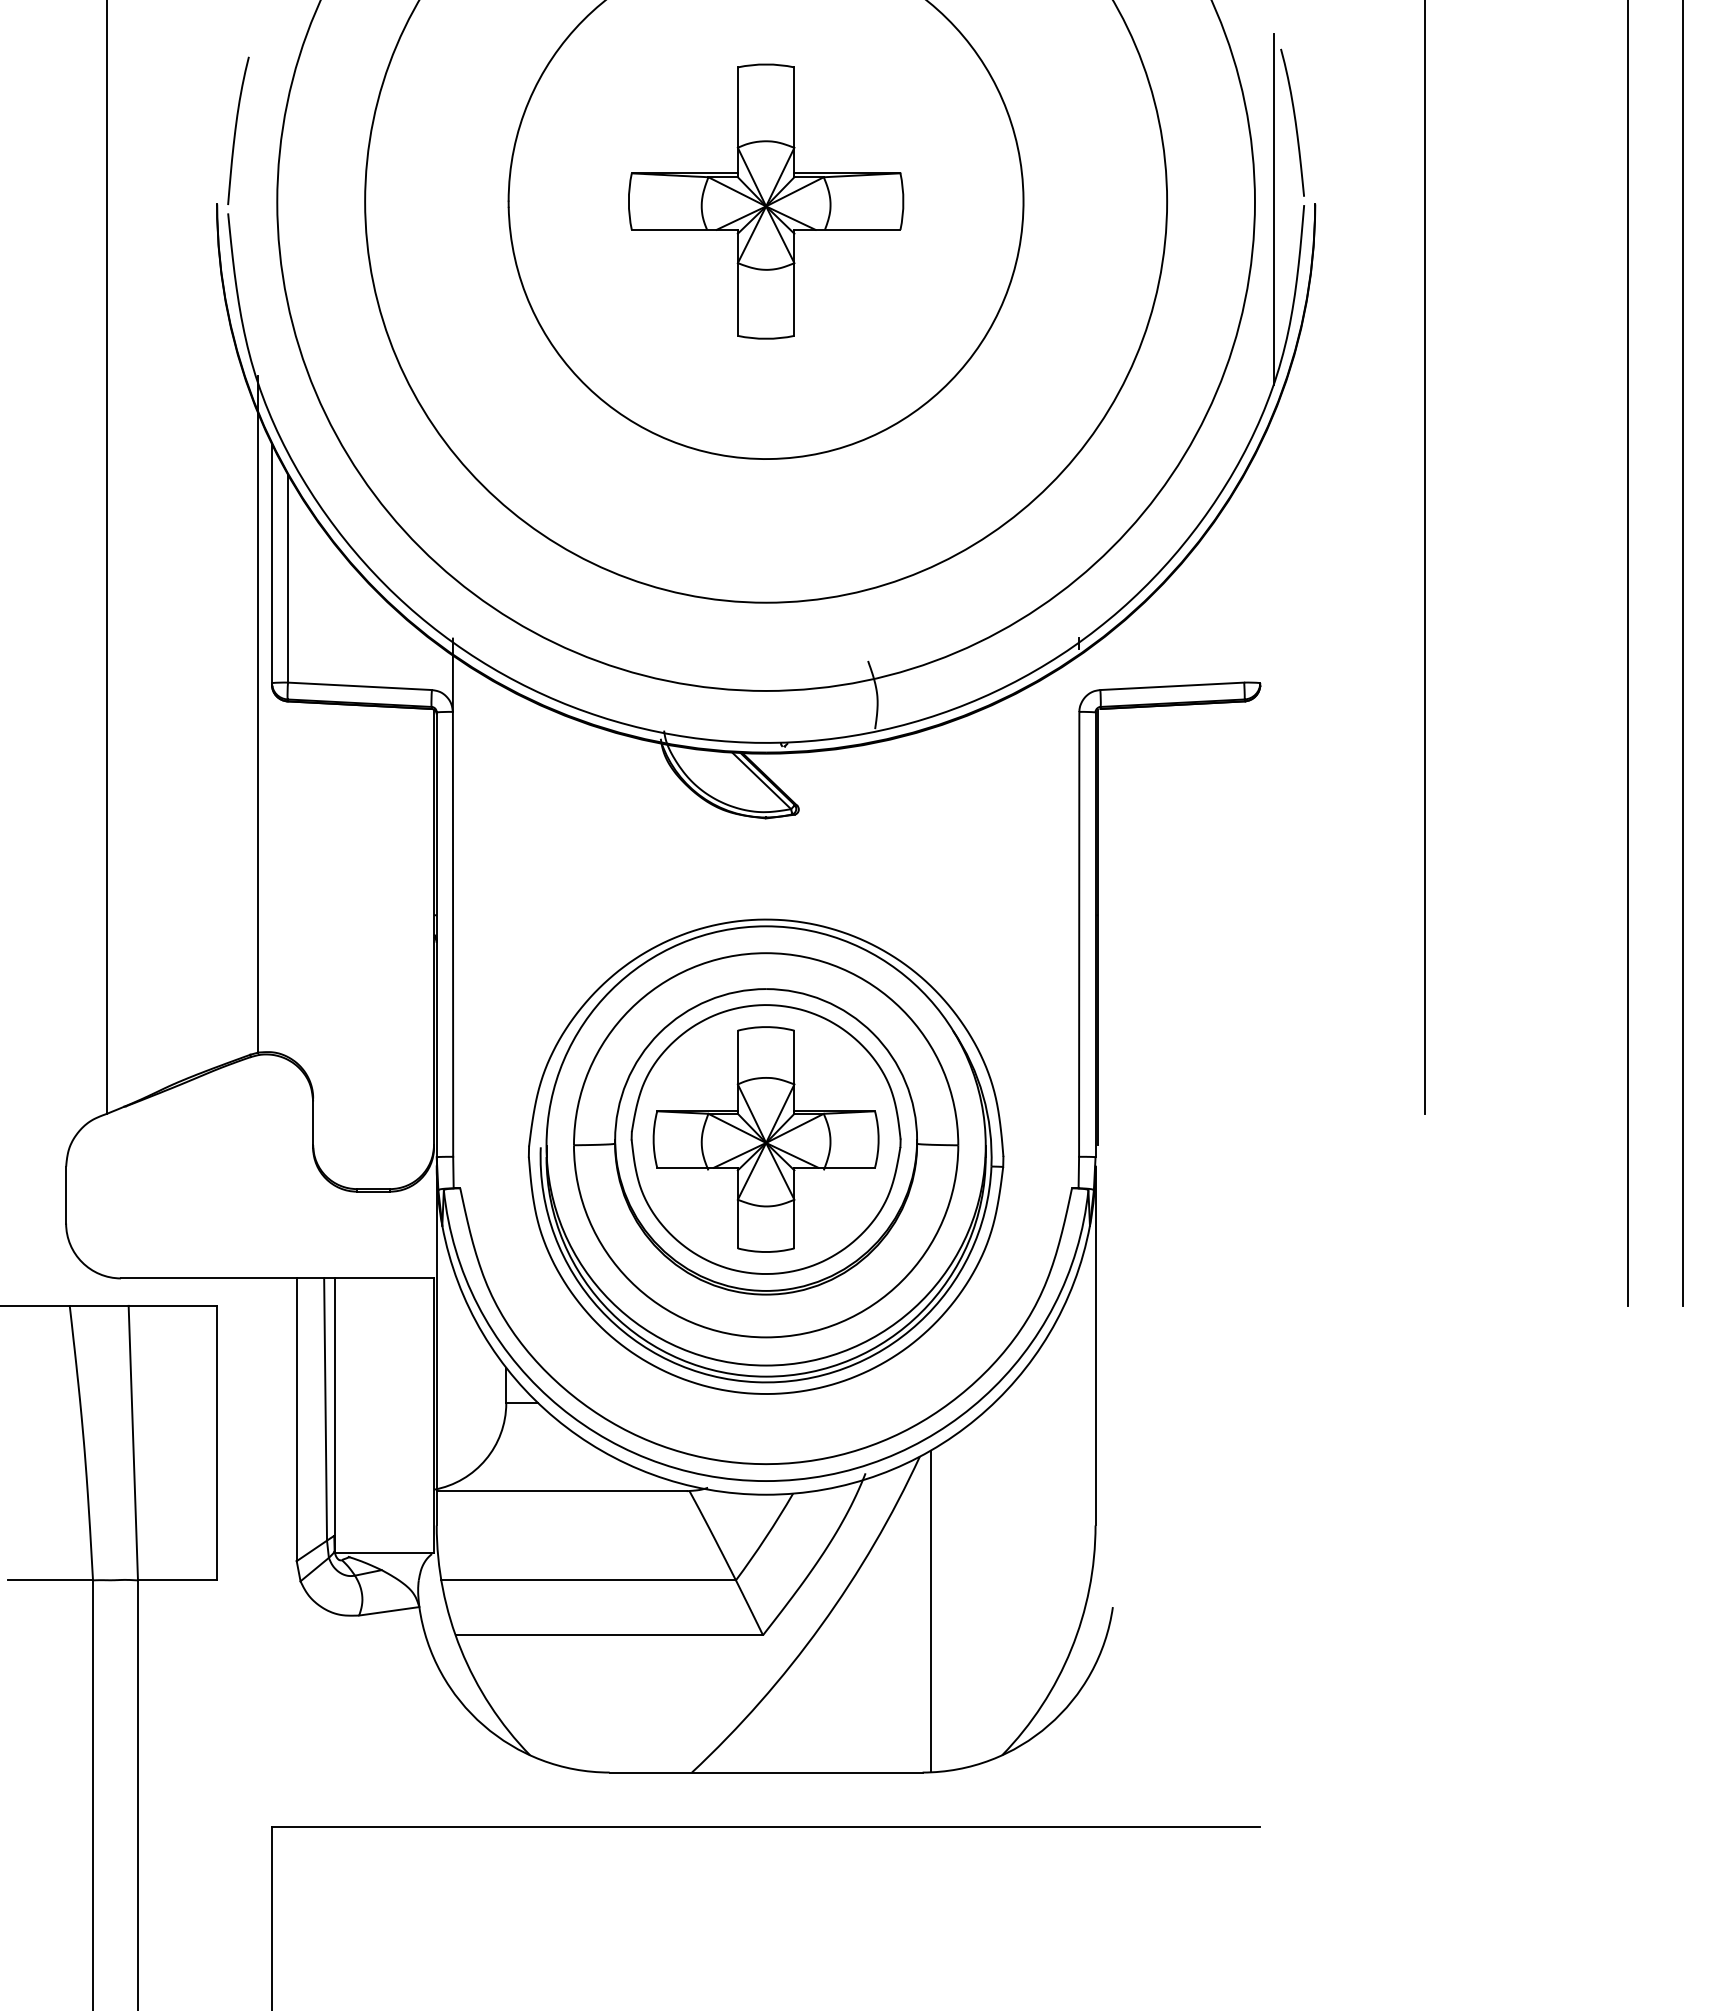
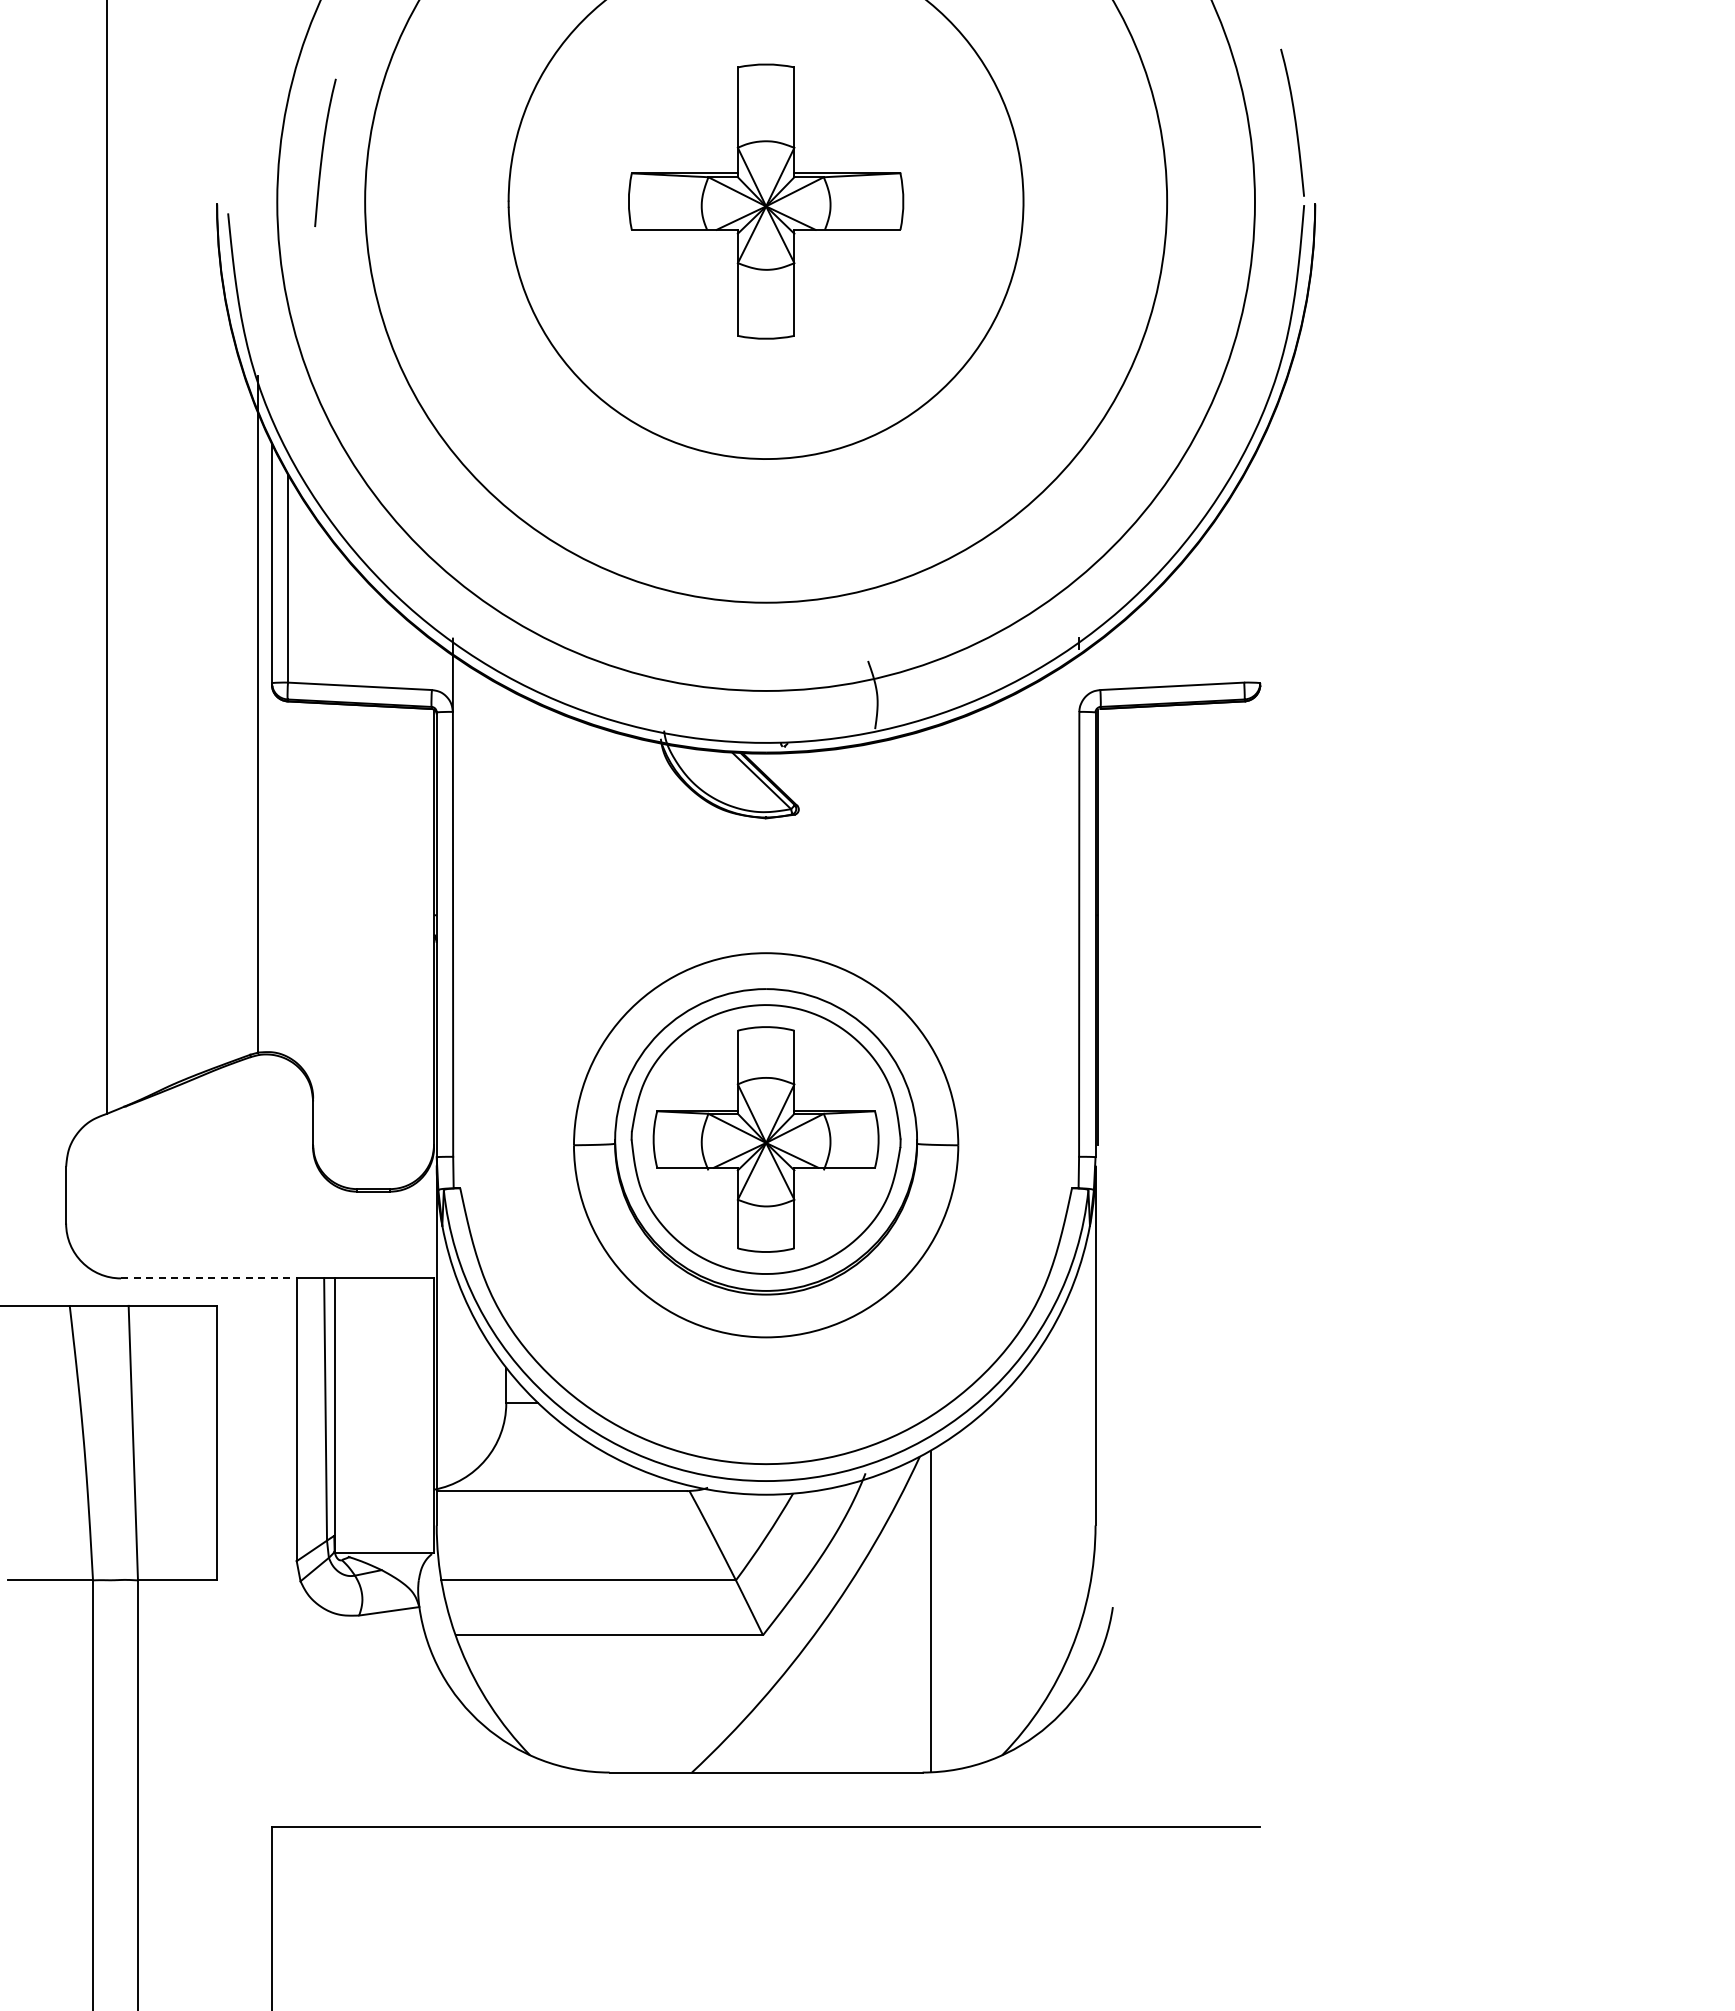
curve position: (236, 130) -> (323, 152) (323, 152)
line: present -> none (1273, 209)
line: present -> none (1424, 557)
line: present -> none (1628, 653)
line: present -> none (1683, 653)
part: present -> none (765, 1156)
line: solid -> dashed (208, 1278)
